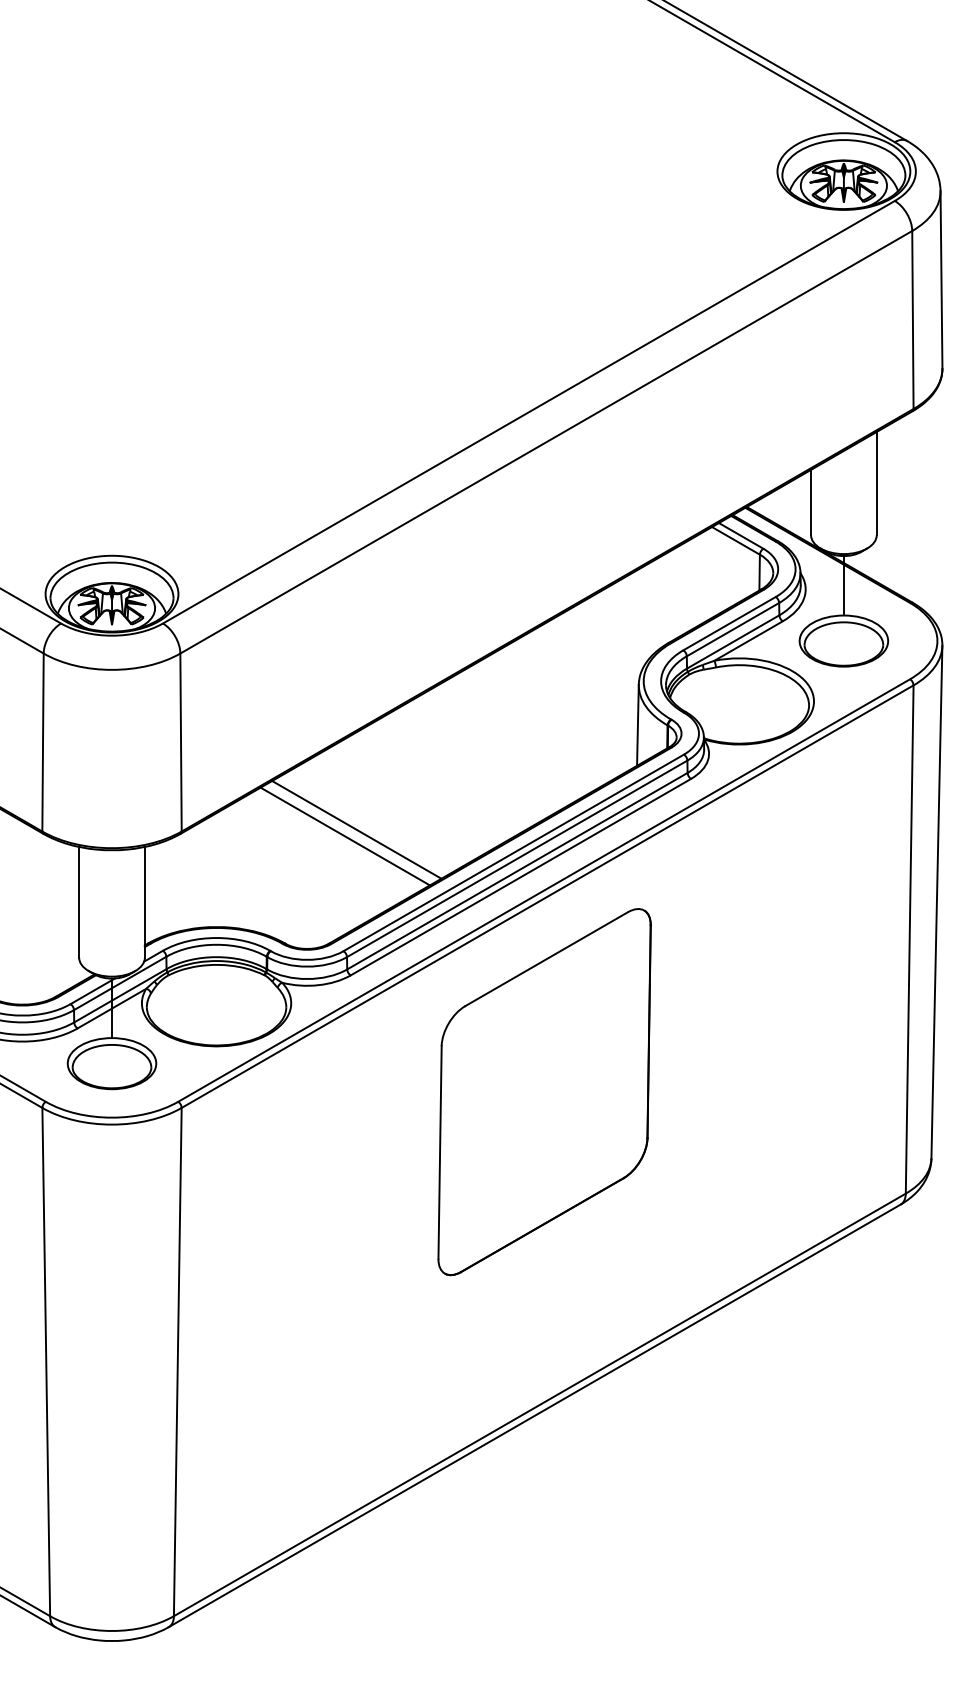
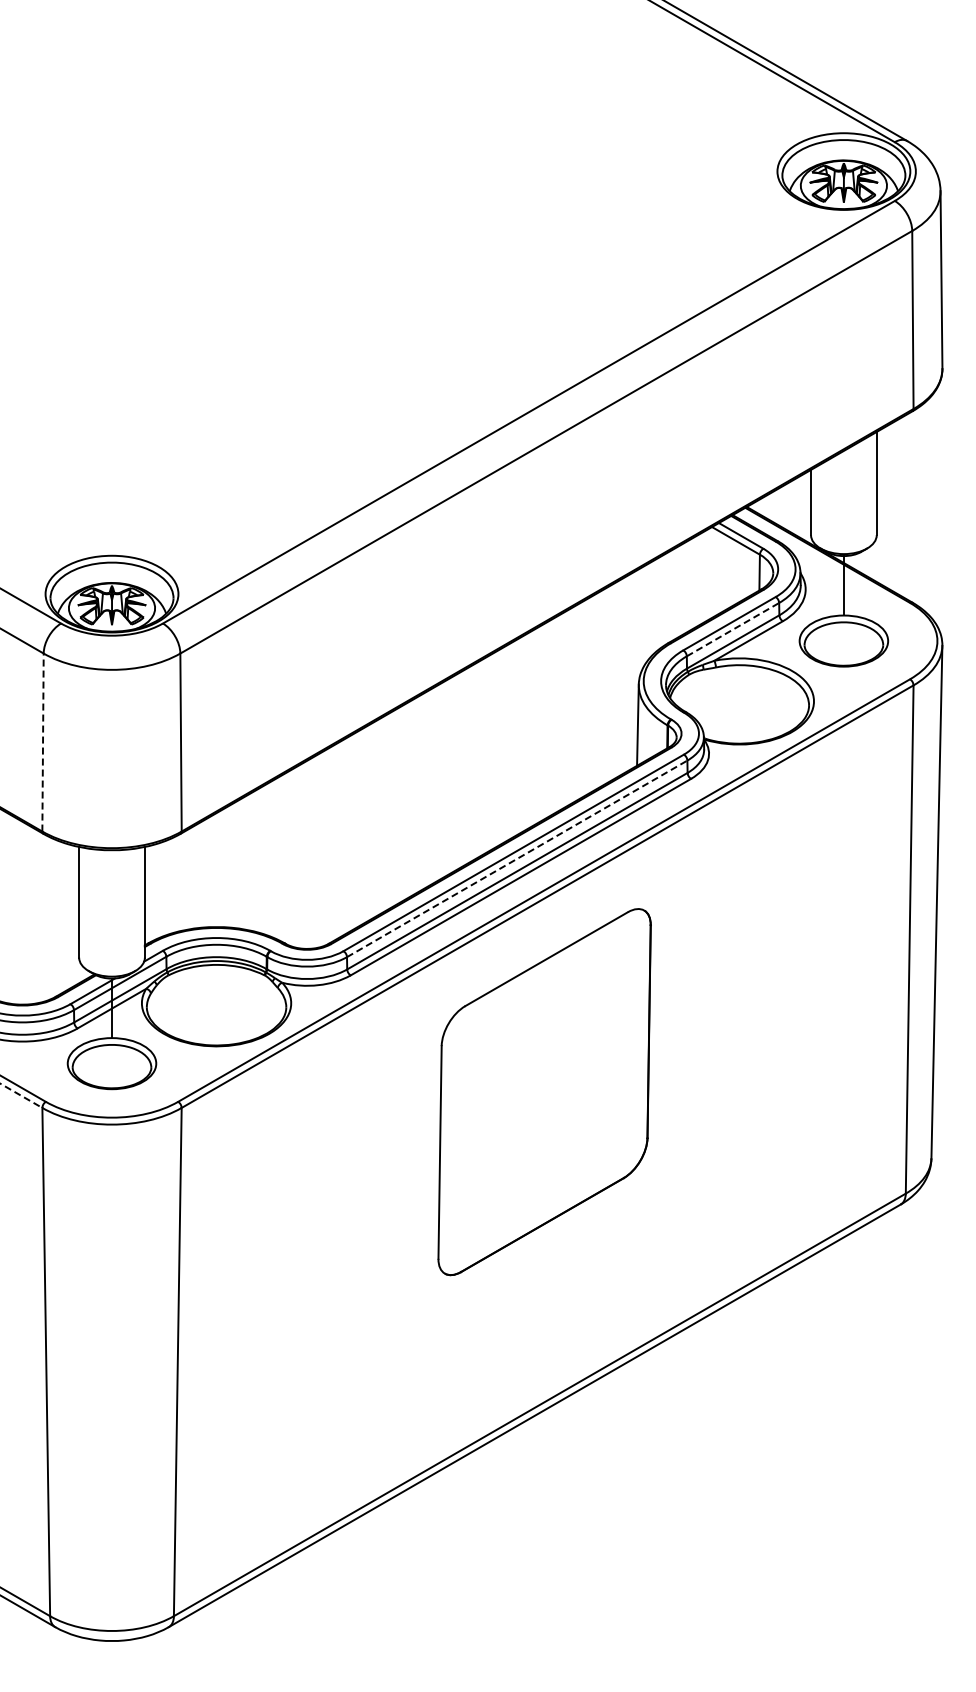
line: solid -> dashed (733, 629)
line: solid -> dashed (43, 742)
line: present -> none (356, 829)
line: present -> none (344, 836)
line: solid -> dashed (517, 858)
line: solid -> dashed (21, 1095)
